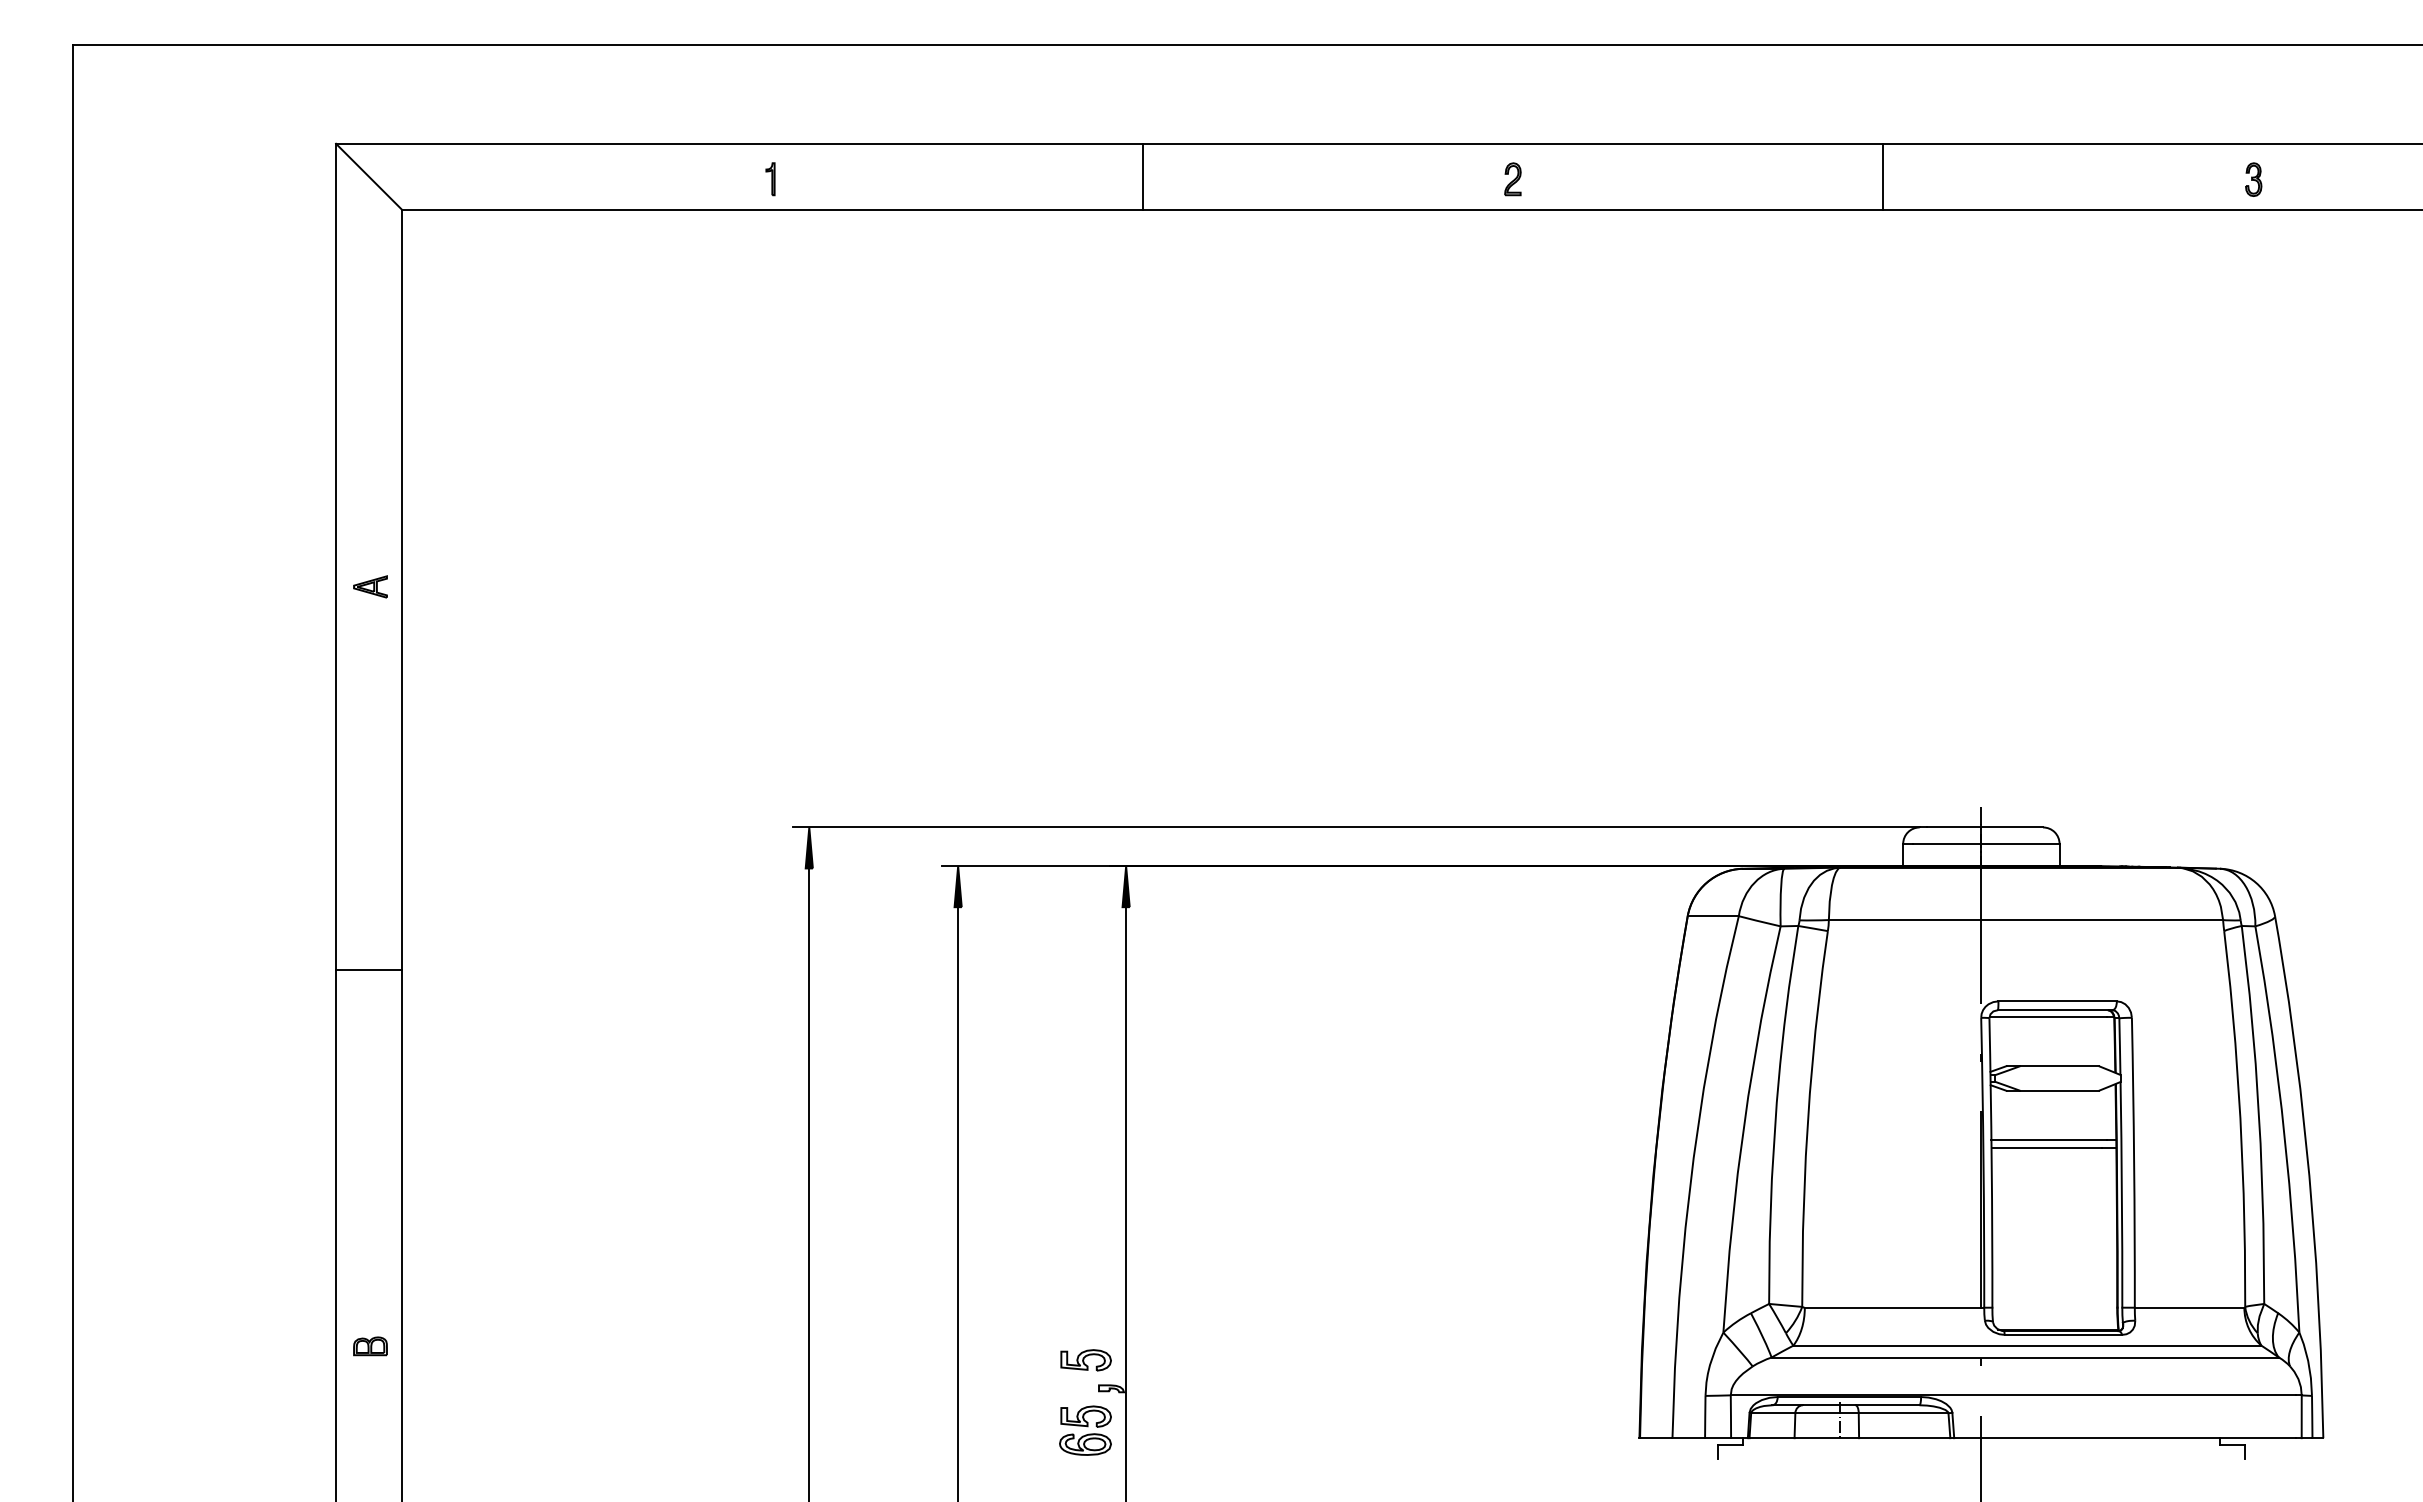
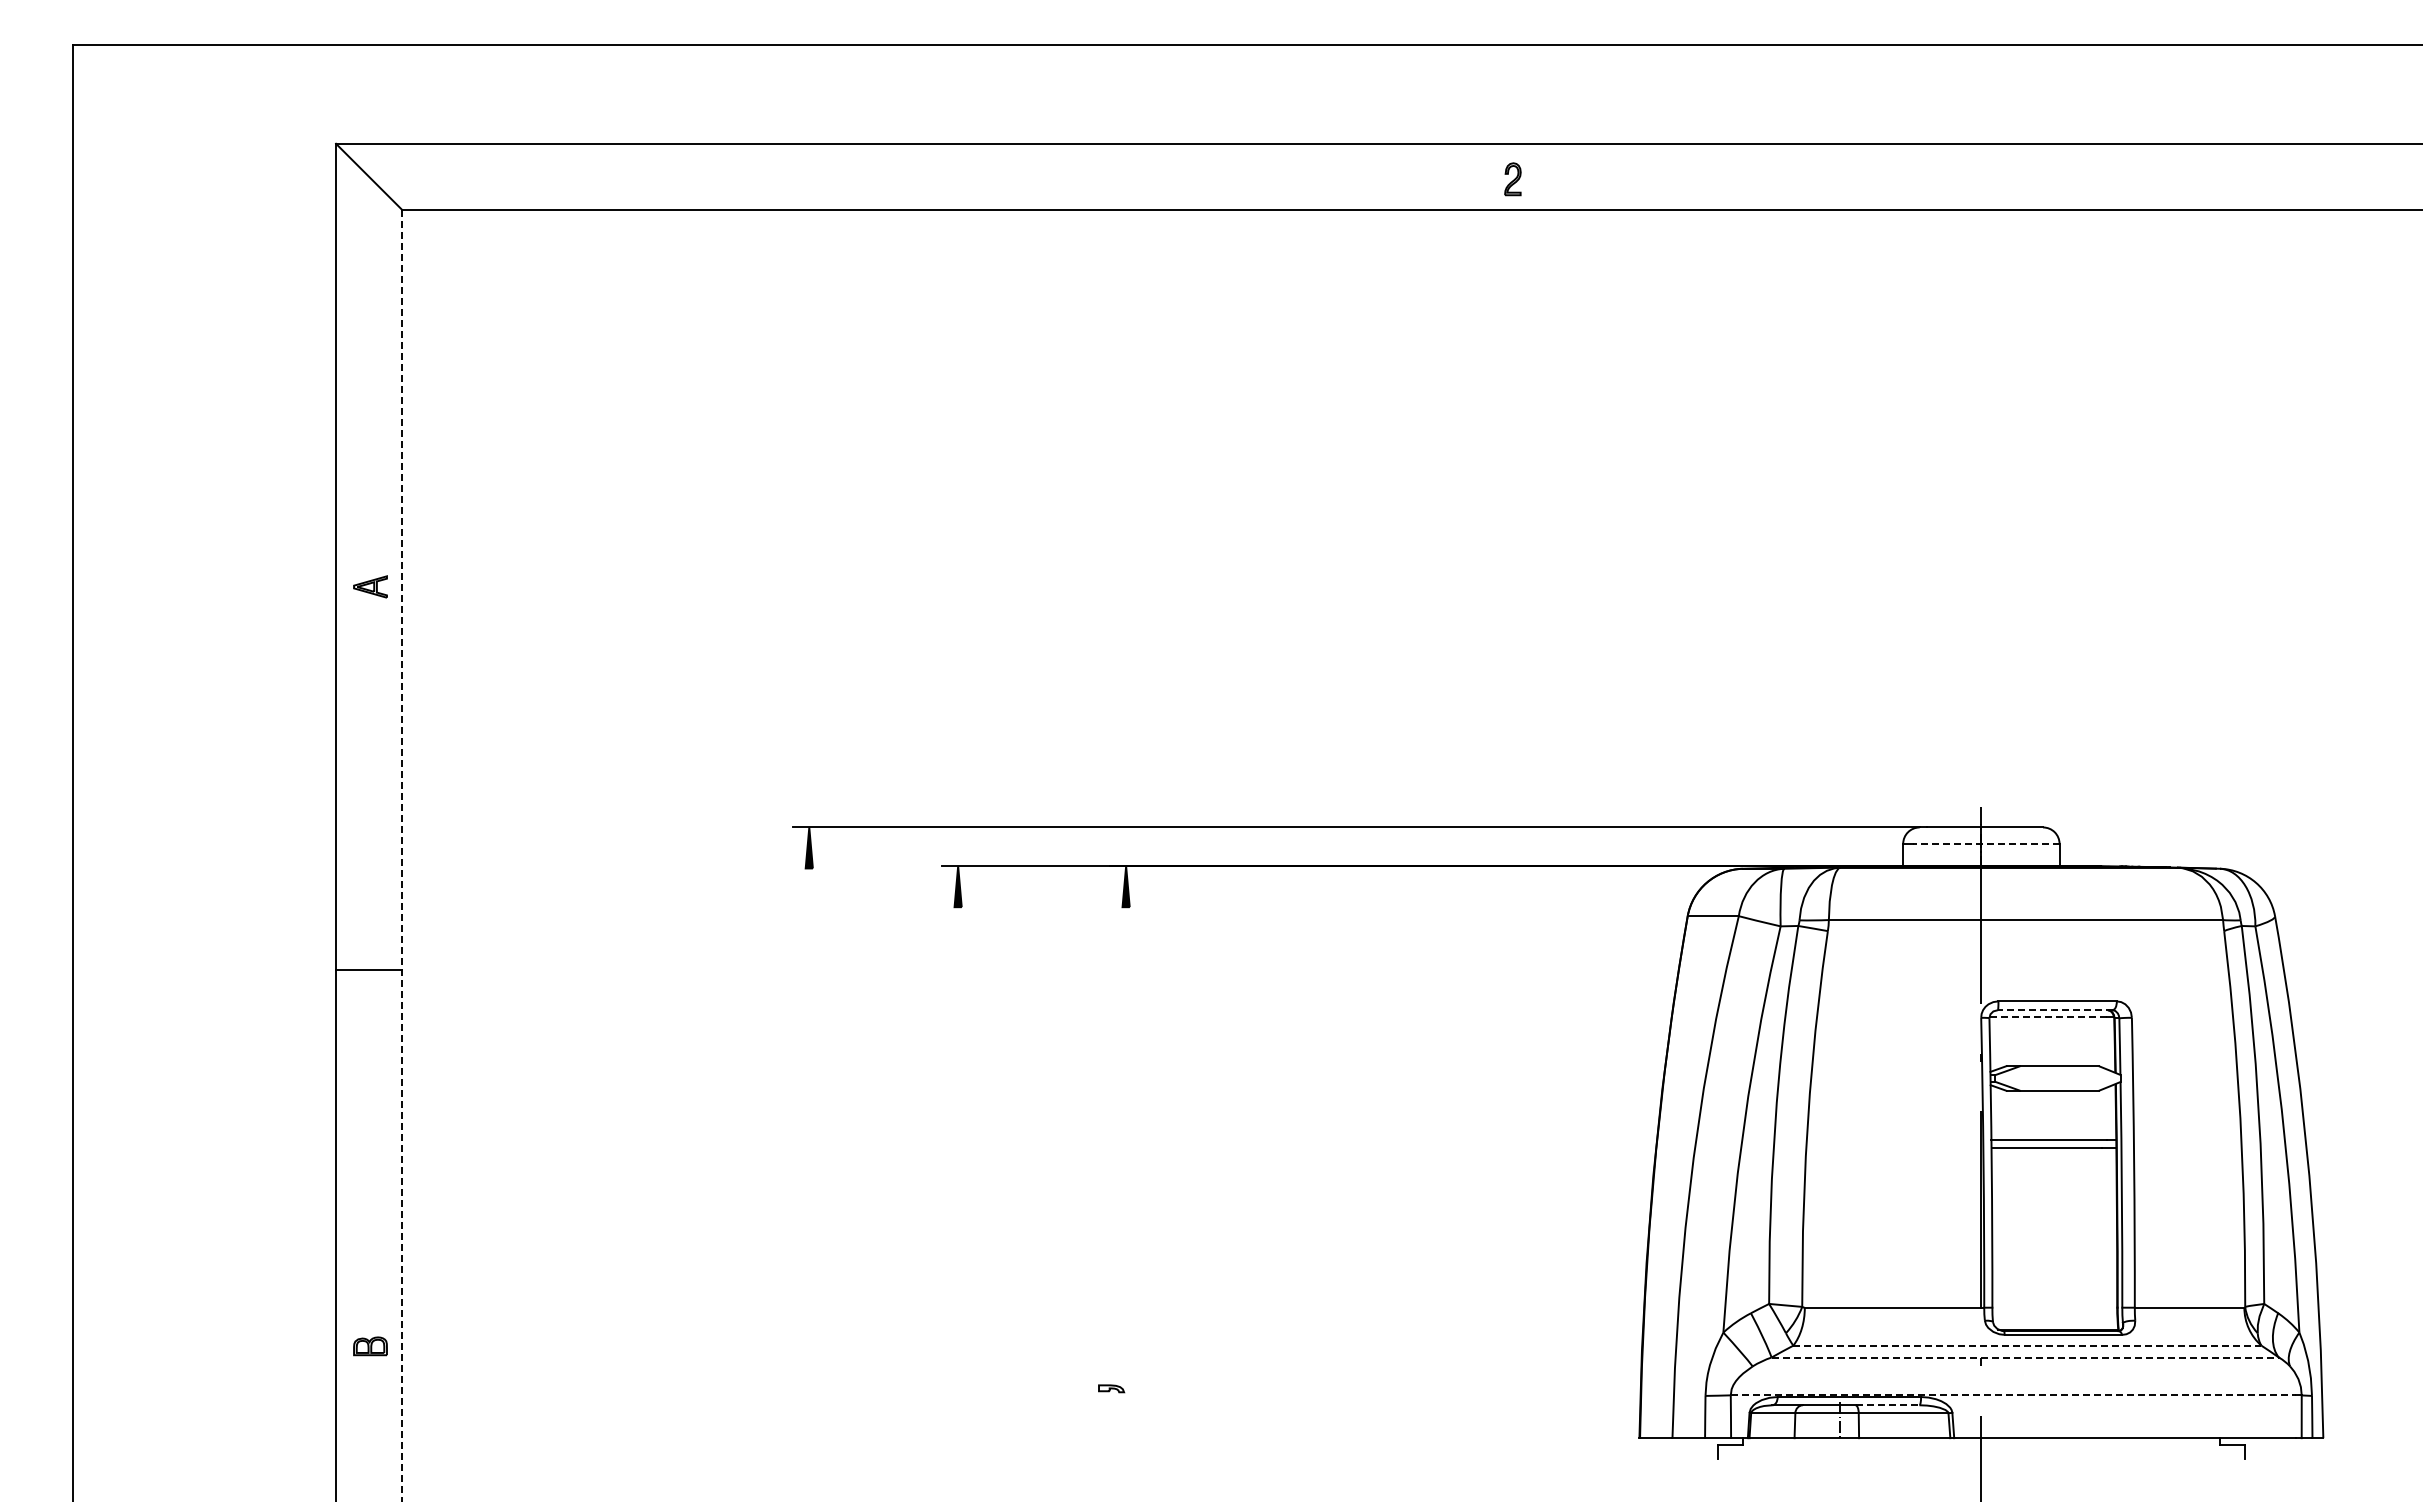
line: present -> none (1142, 176)
line: present -> none (1883, 176)
part: present -> none (770, 179)
part: present -> none (2253, 179)
line: solid -> dashed (1985, 843)
line: solid -> dashed (401, 855)
line: solid -> dashed (2054, 1010)
line: solid -> dashed (2048, 1016)
line: present -> none (809, 1183)
line: present -> none (958, 1202)
line: present -> none (1126, 1202)
line: solid -> dashed (2027, 1345)
line: solid -> dashed (2025, 1357)
part: present -> none (1085, 1360)
line: solid -> dashed (2013, 1395)
line: solid -> dashed (1887, 1405)
part: present -> none (1085, 1430)
